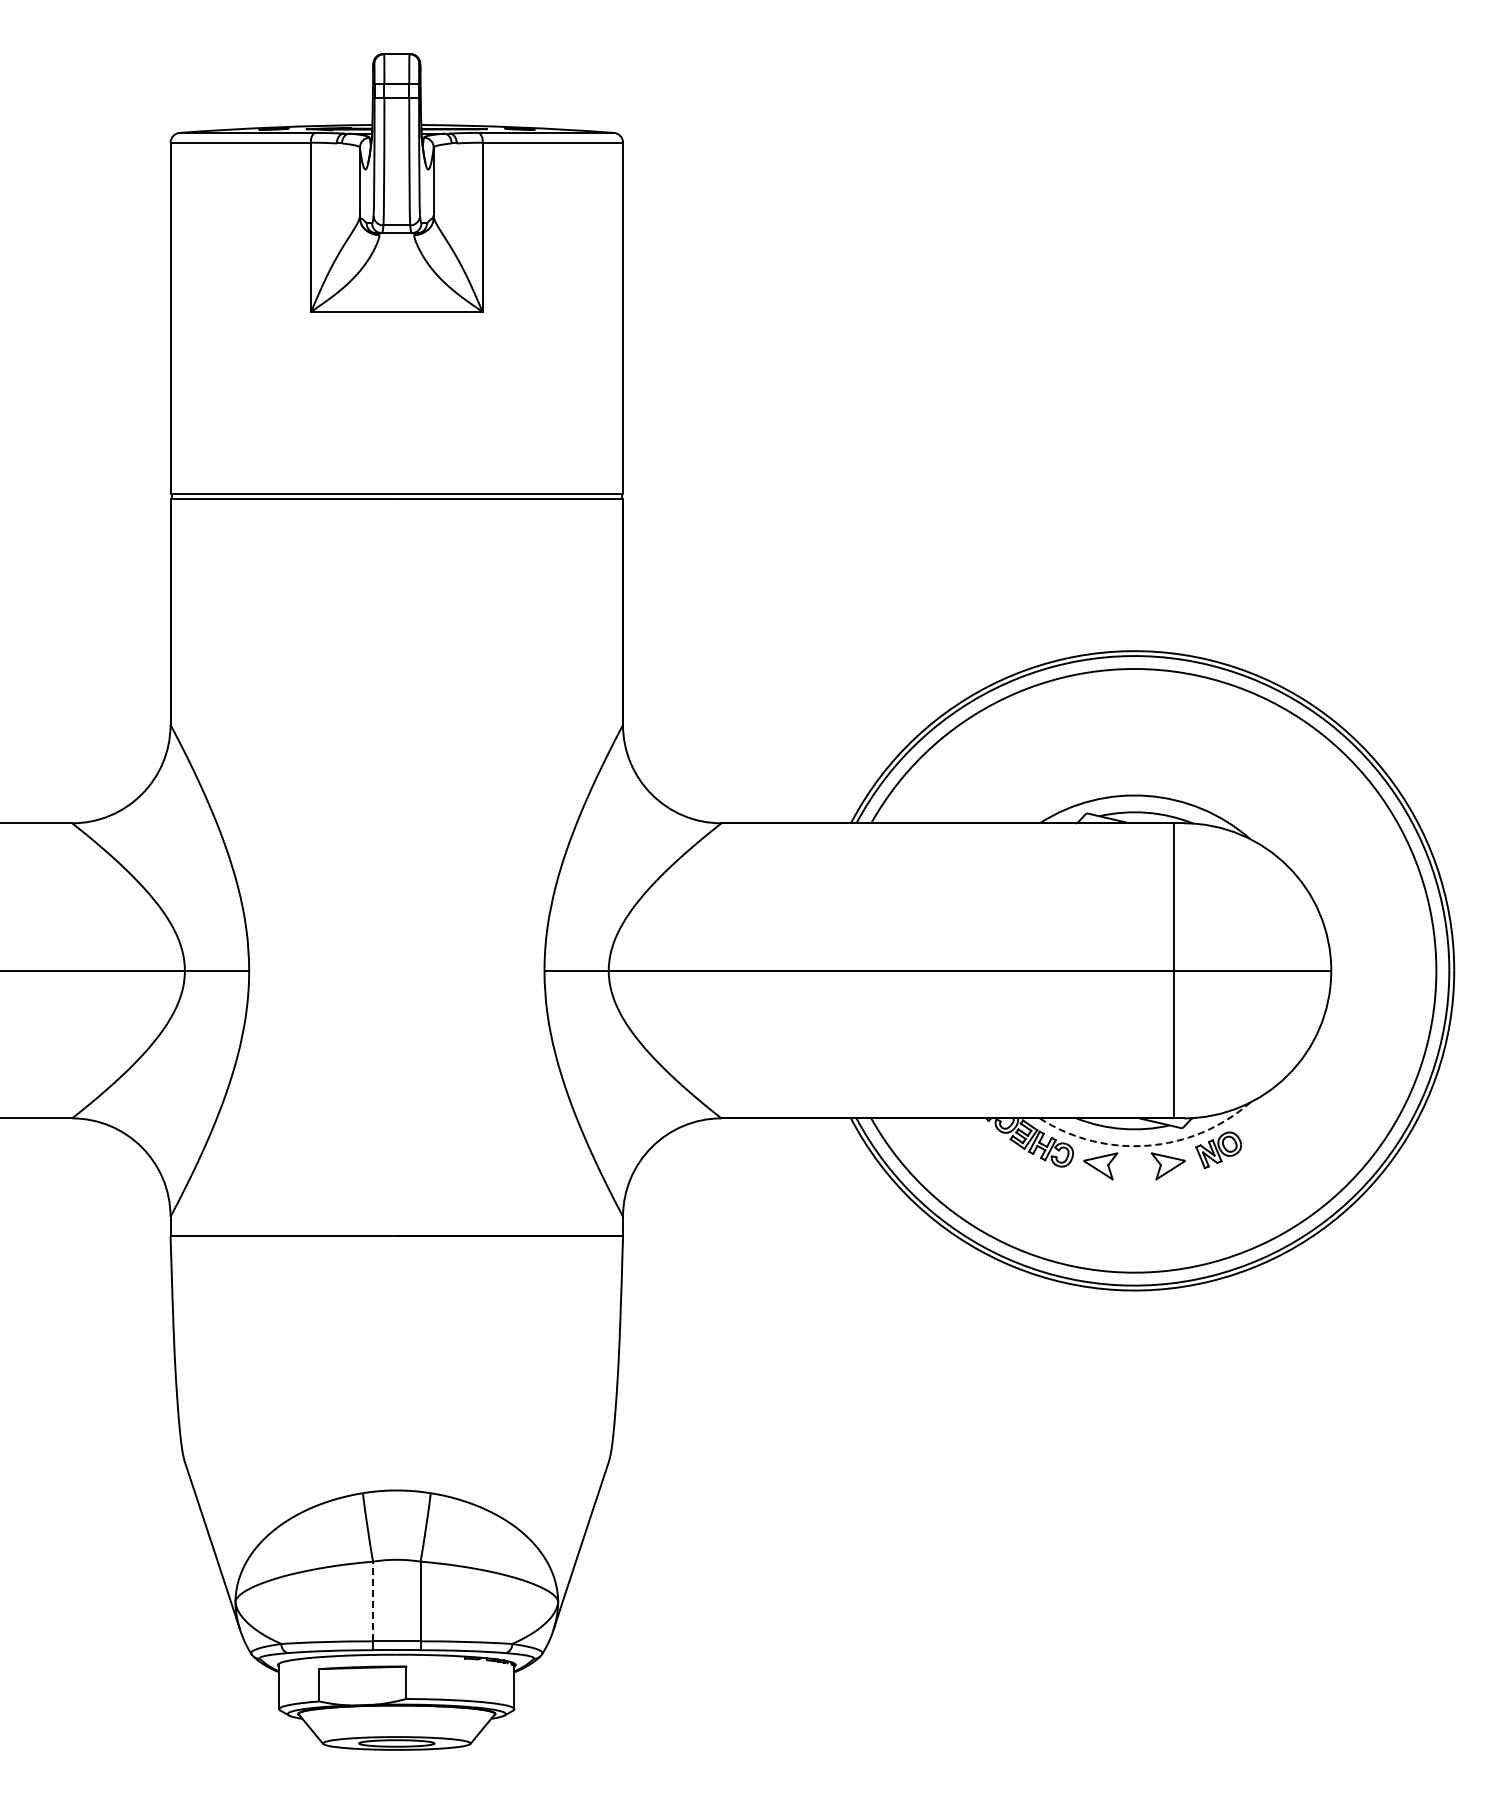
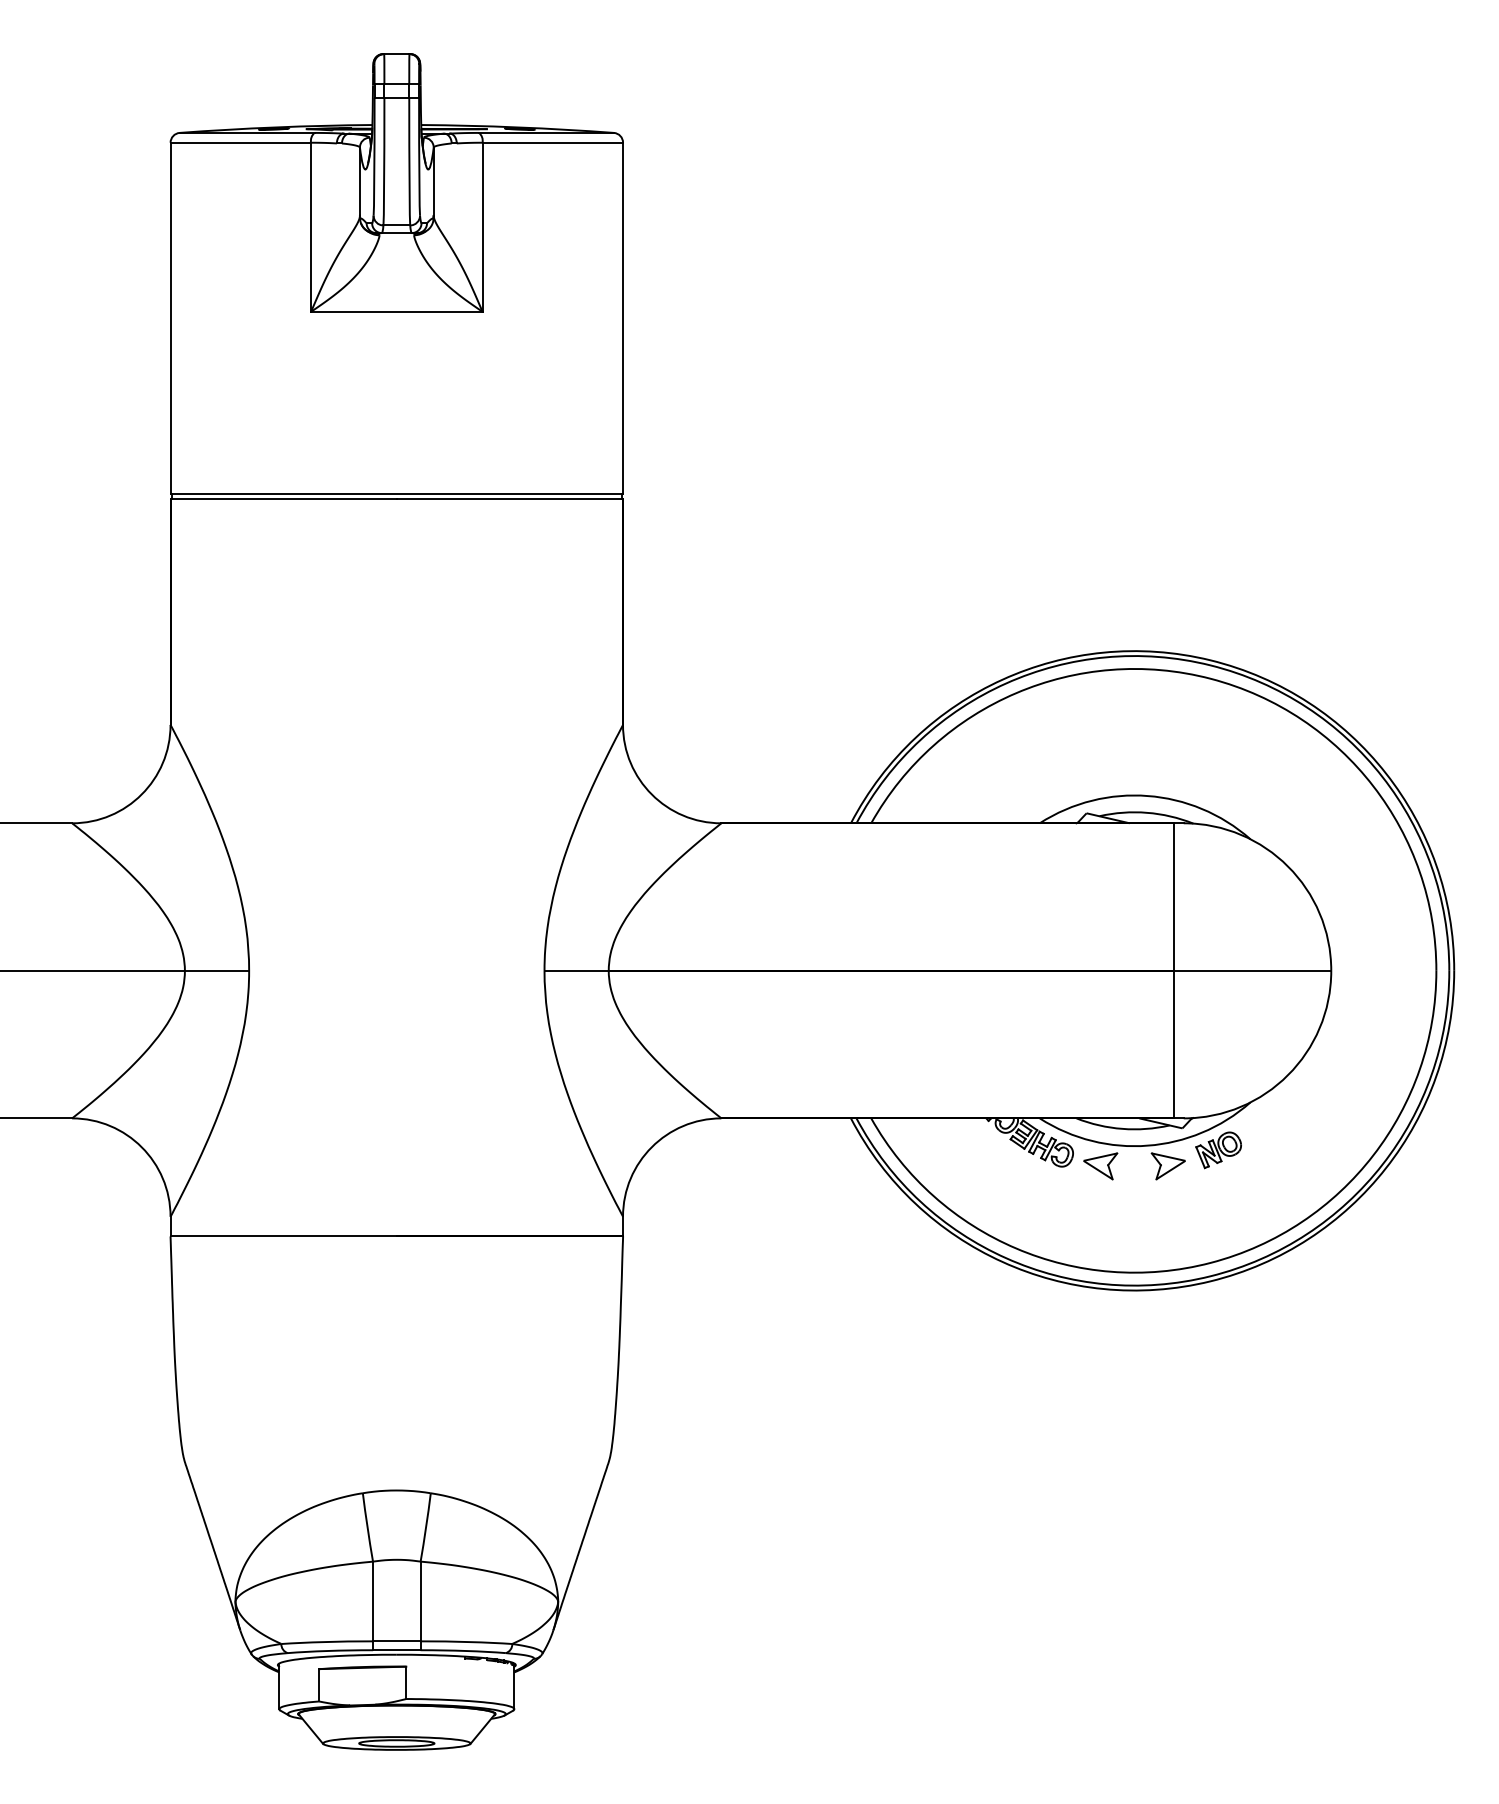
arc: dashed -> solid (1147, 1145)
line: dashed -> solid (373, 1601)
